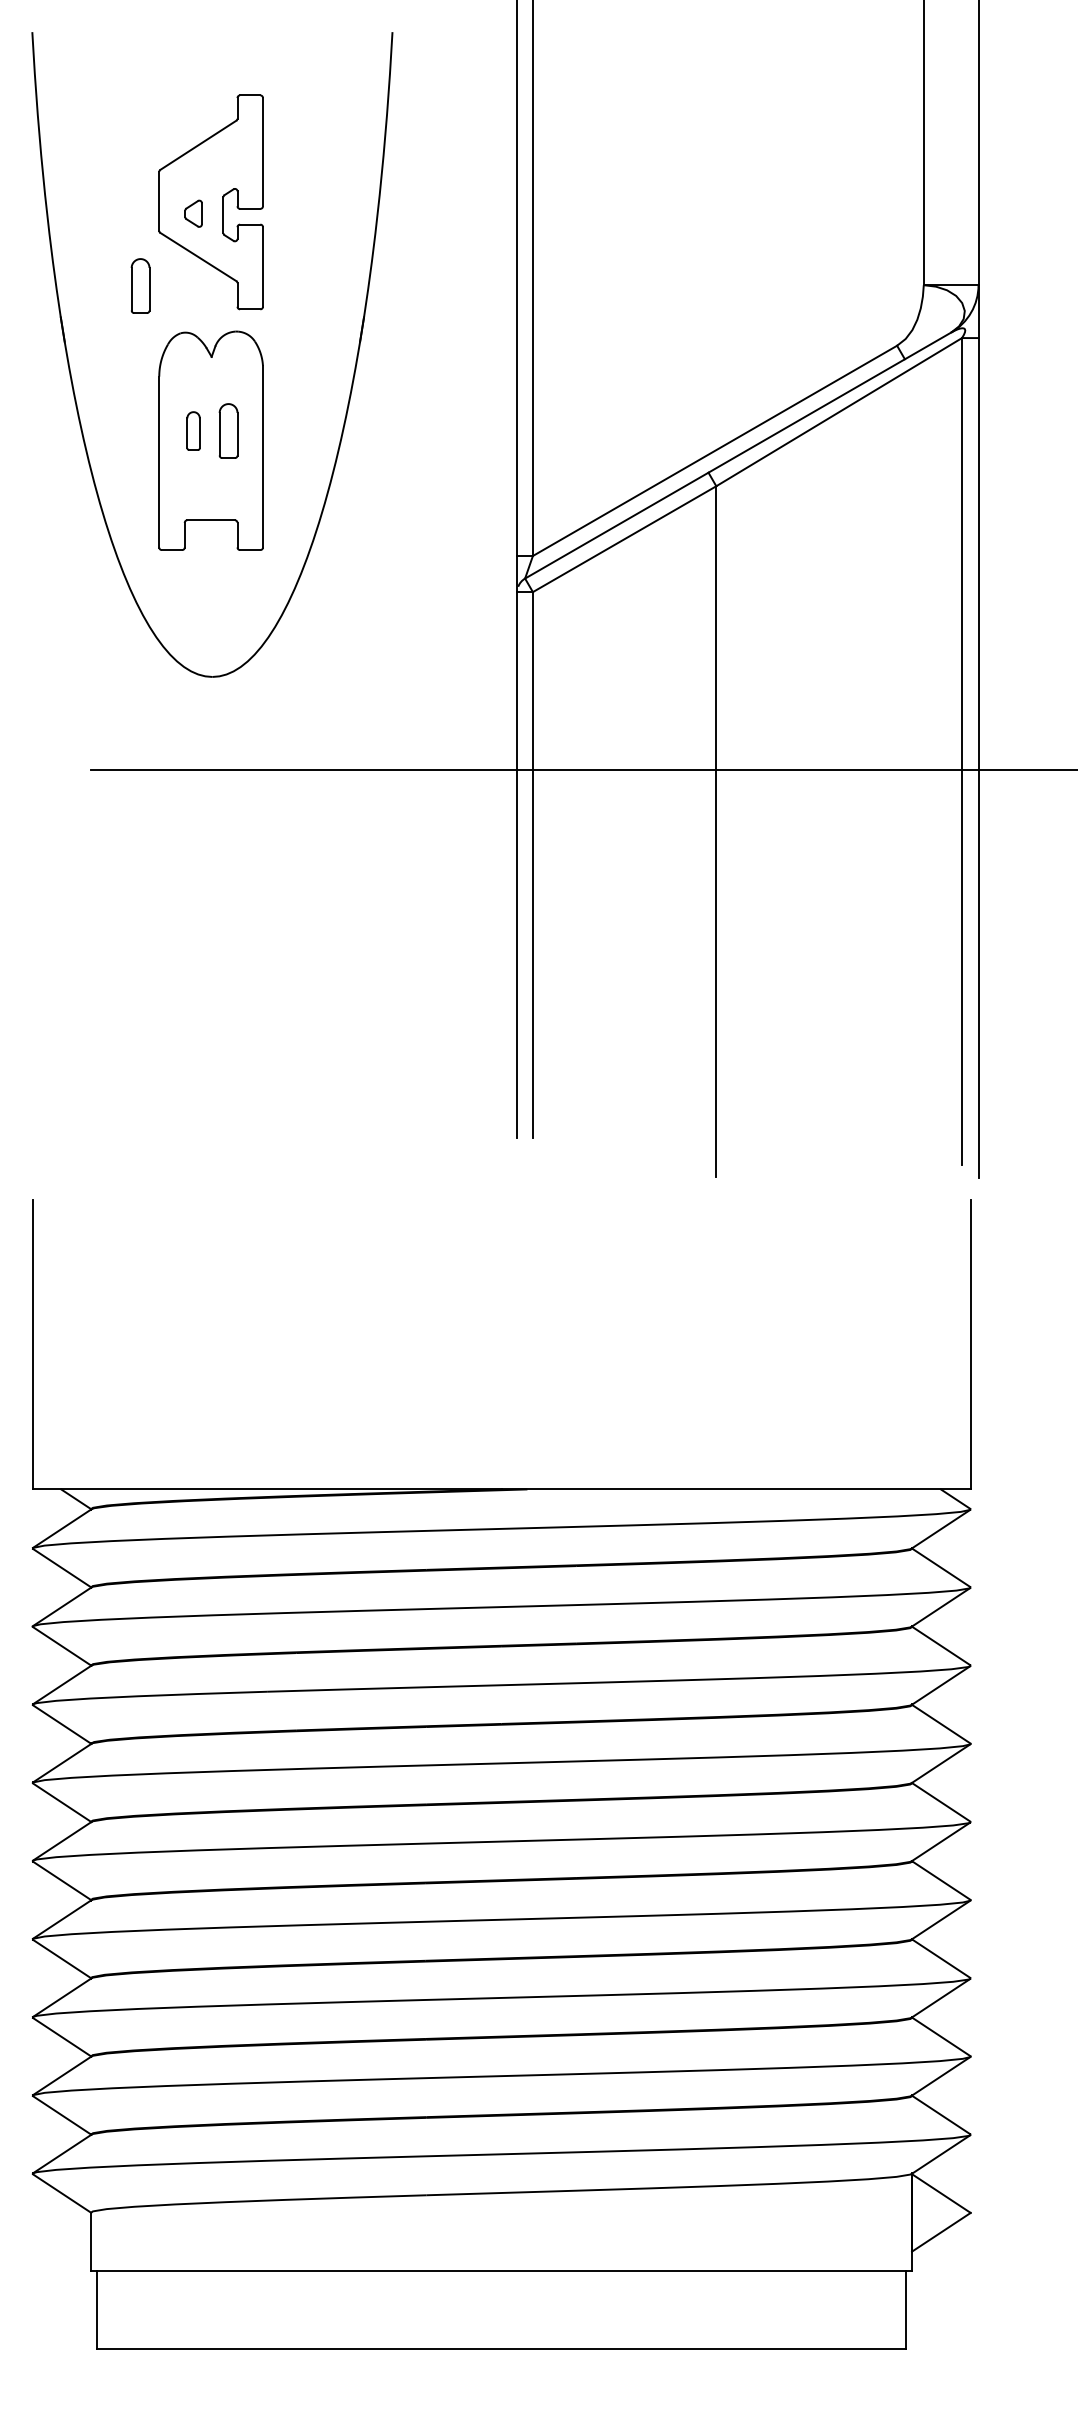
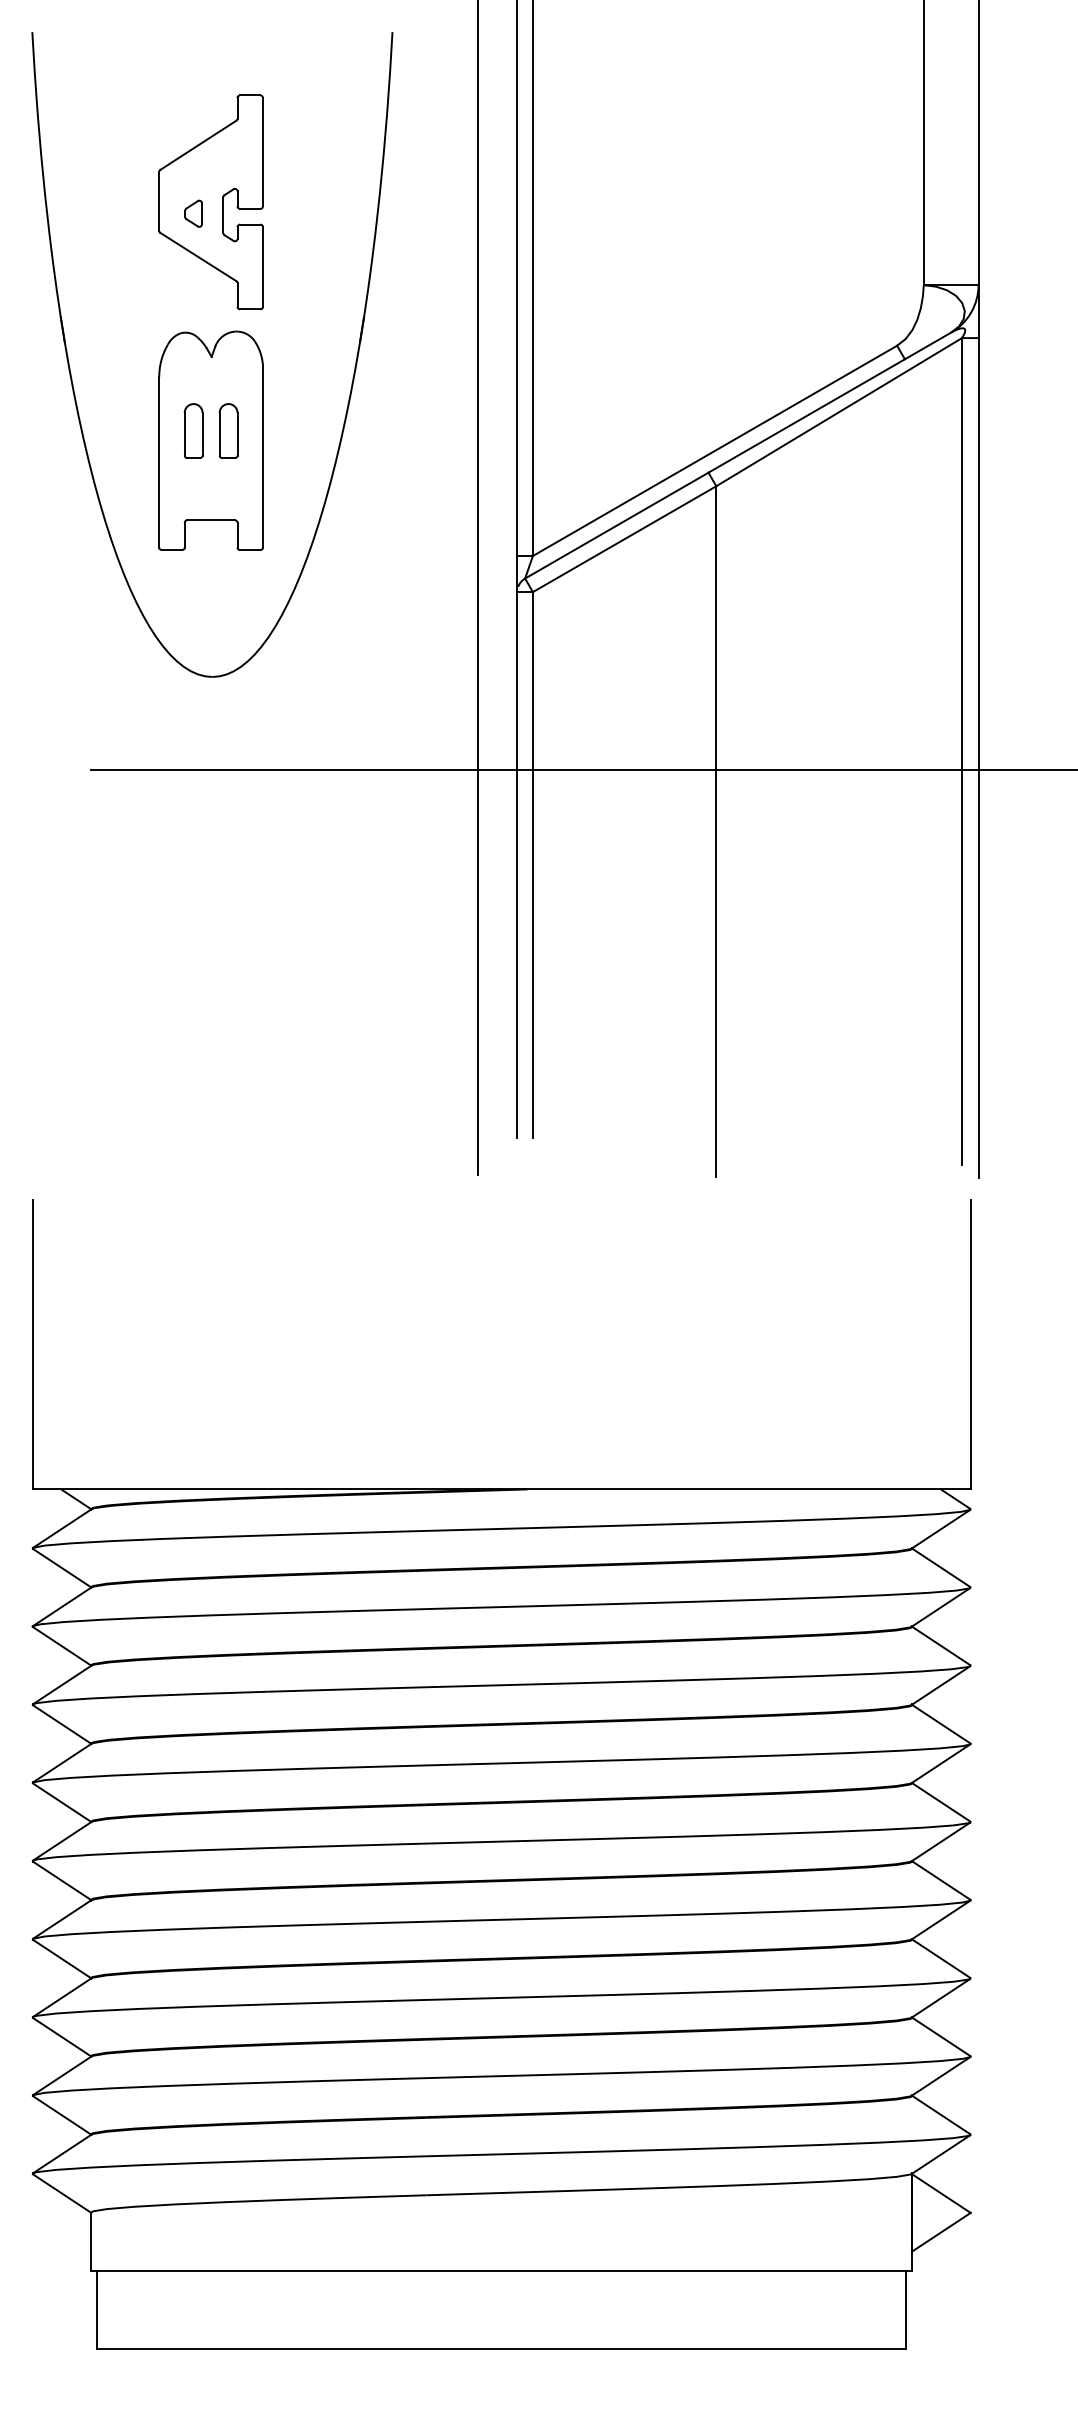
part: present -> none (140, 285)
part size: 15x40 px -> 21x56 px (193, 430)
line: none -> present (478, 588)
